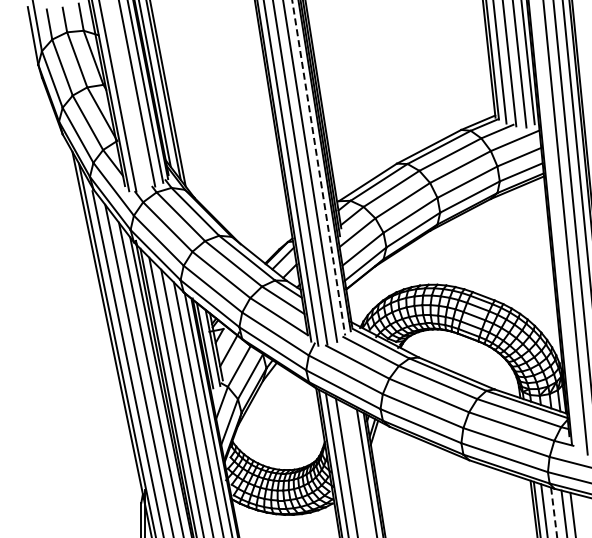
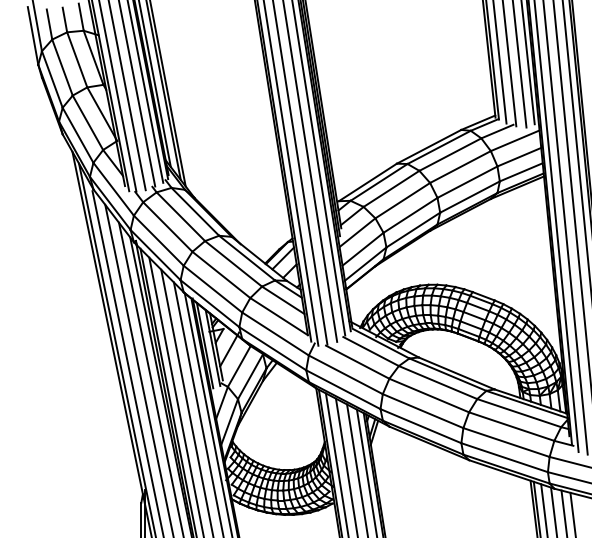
line: none -> present (127, 96)
line: dashed -> solid (318, 168)
line: none -> present (556, 227)
line: none -> present (357, 469)
line: dashed -> solid (554, 513)
